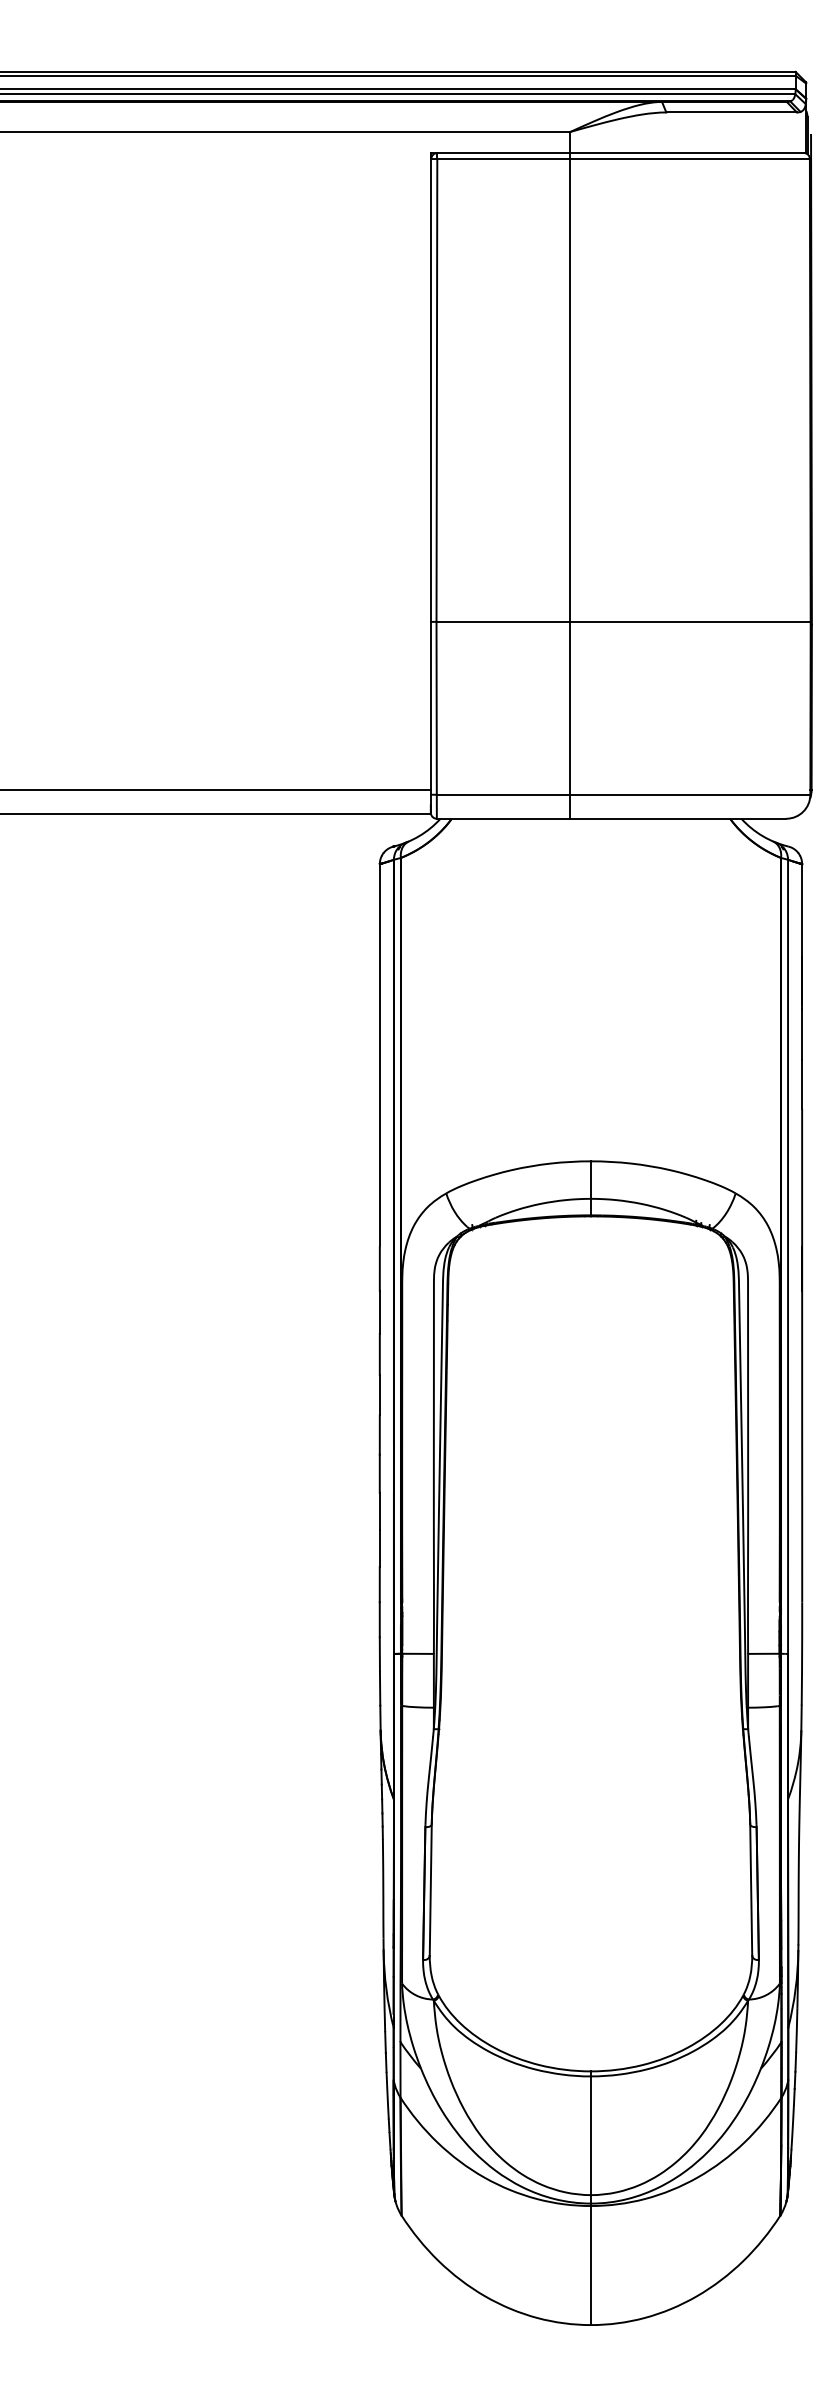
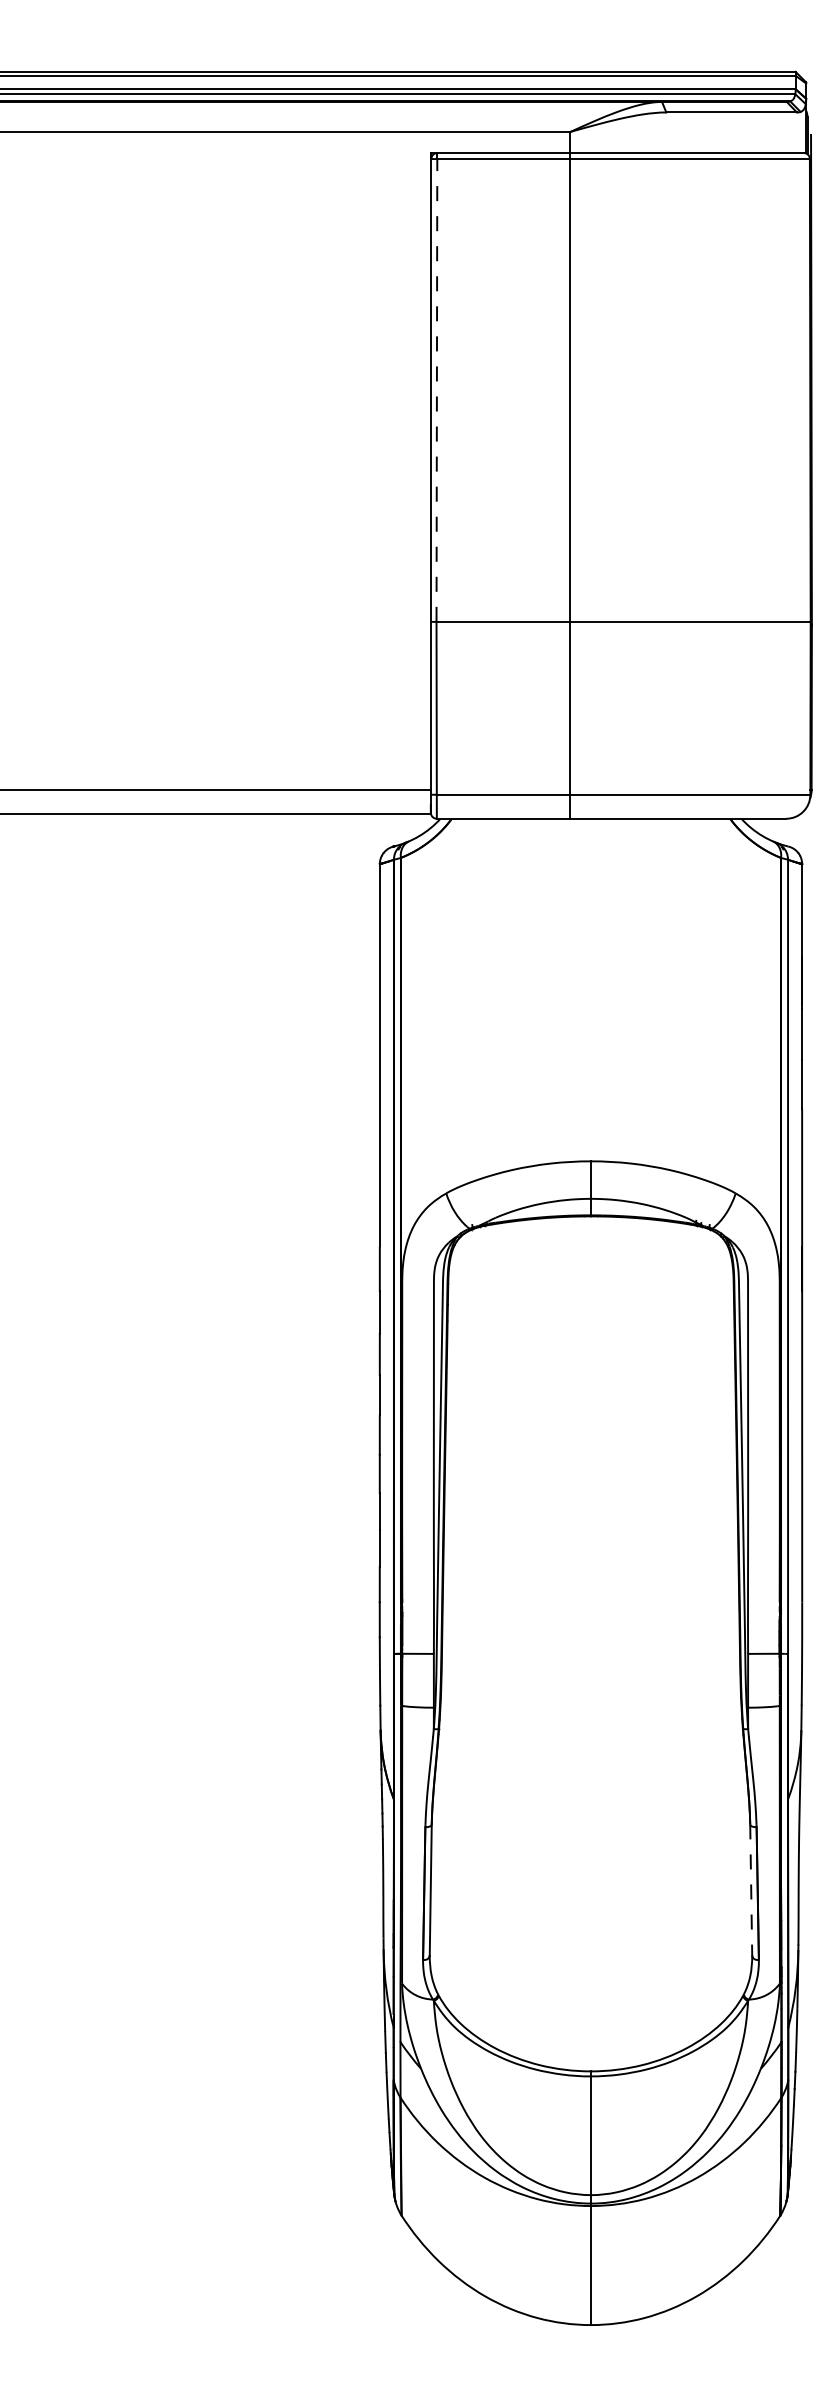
line: solid -> dashed (436, 389)
line: solid -> dashed (751, 1890)
